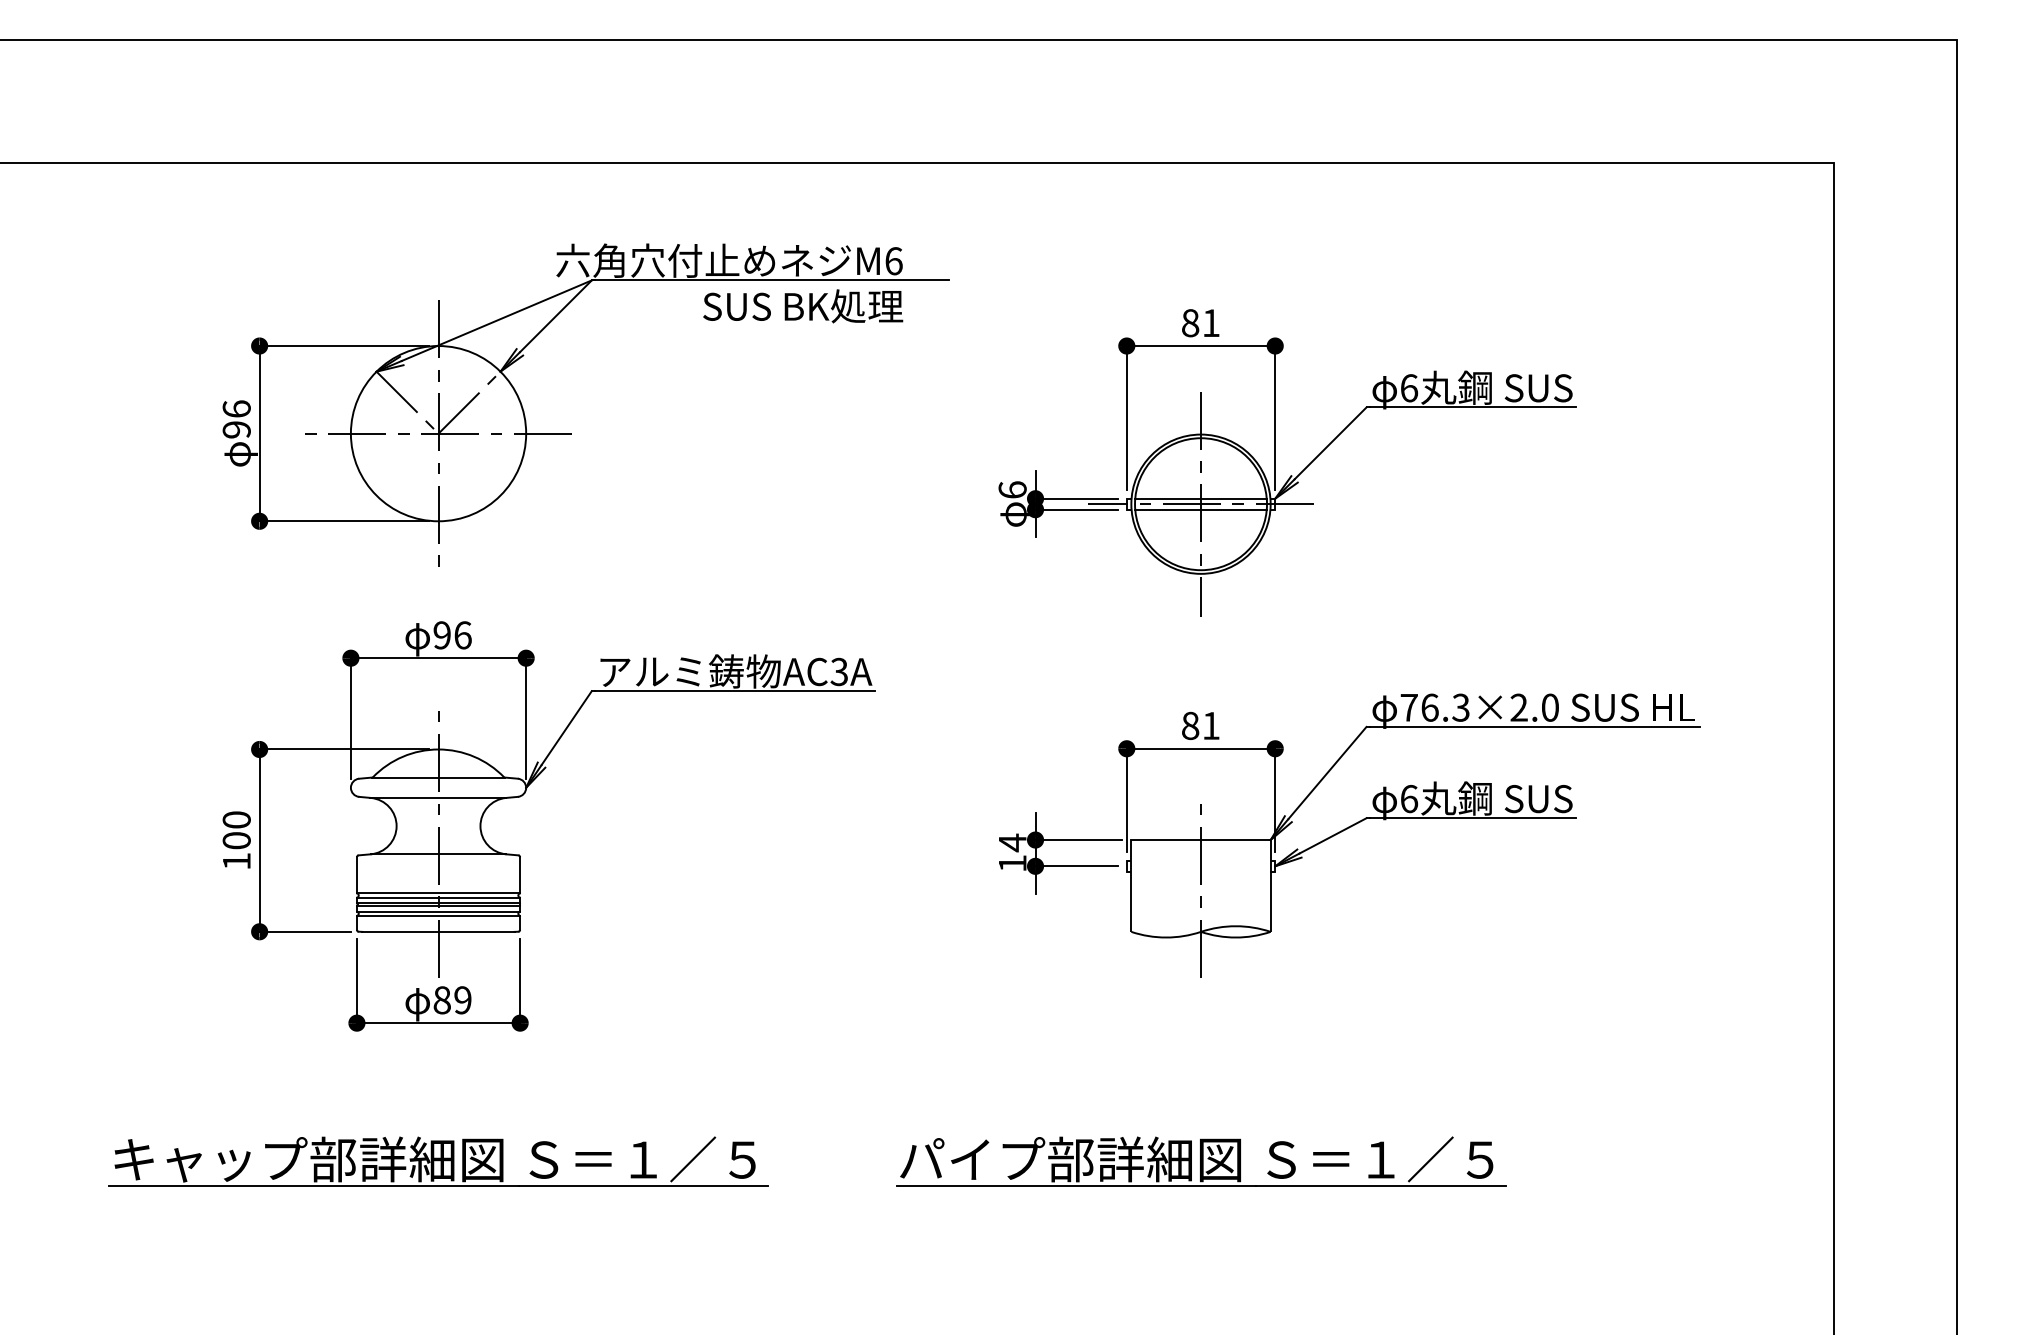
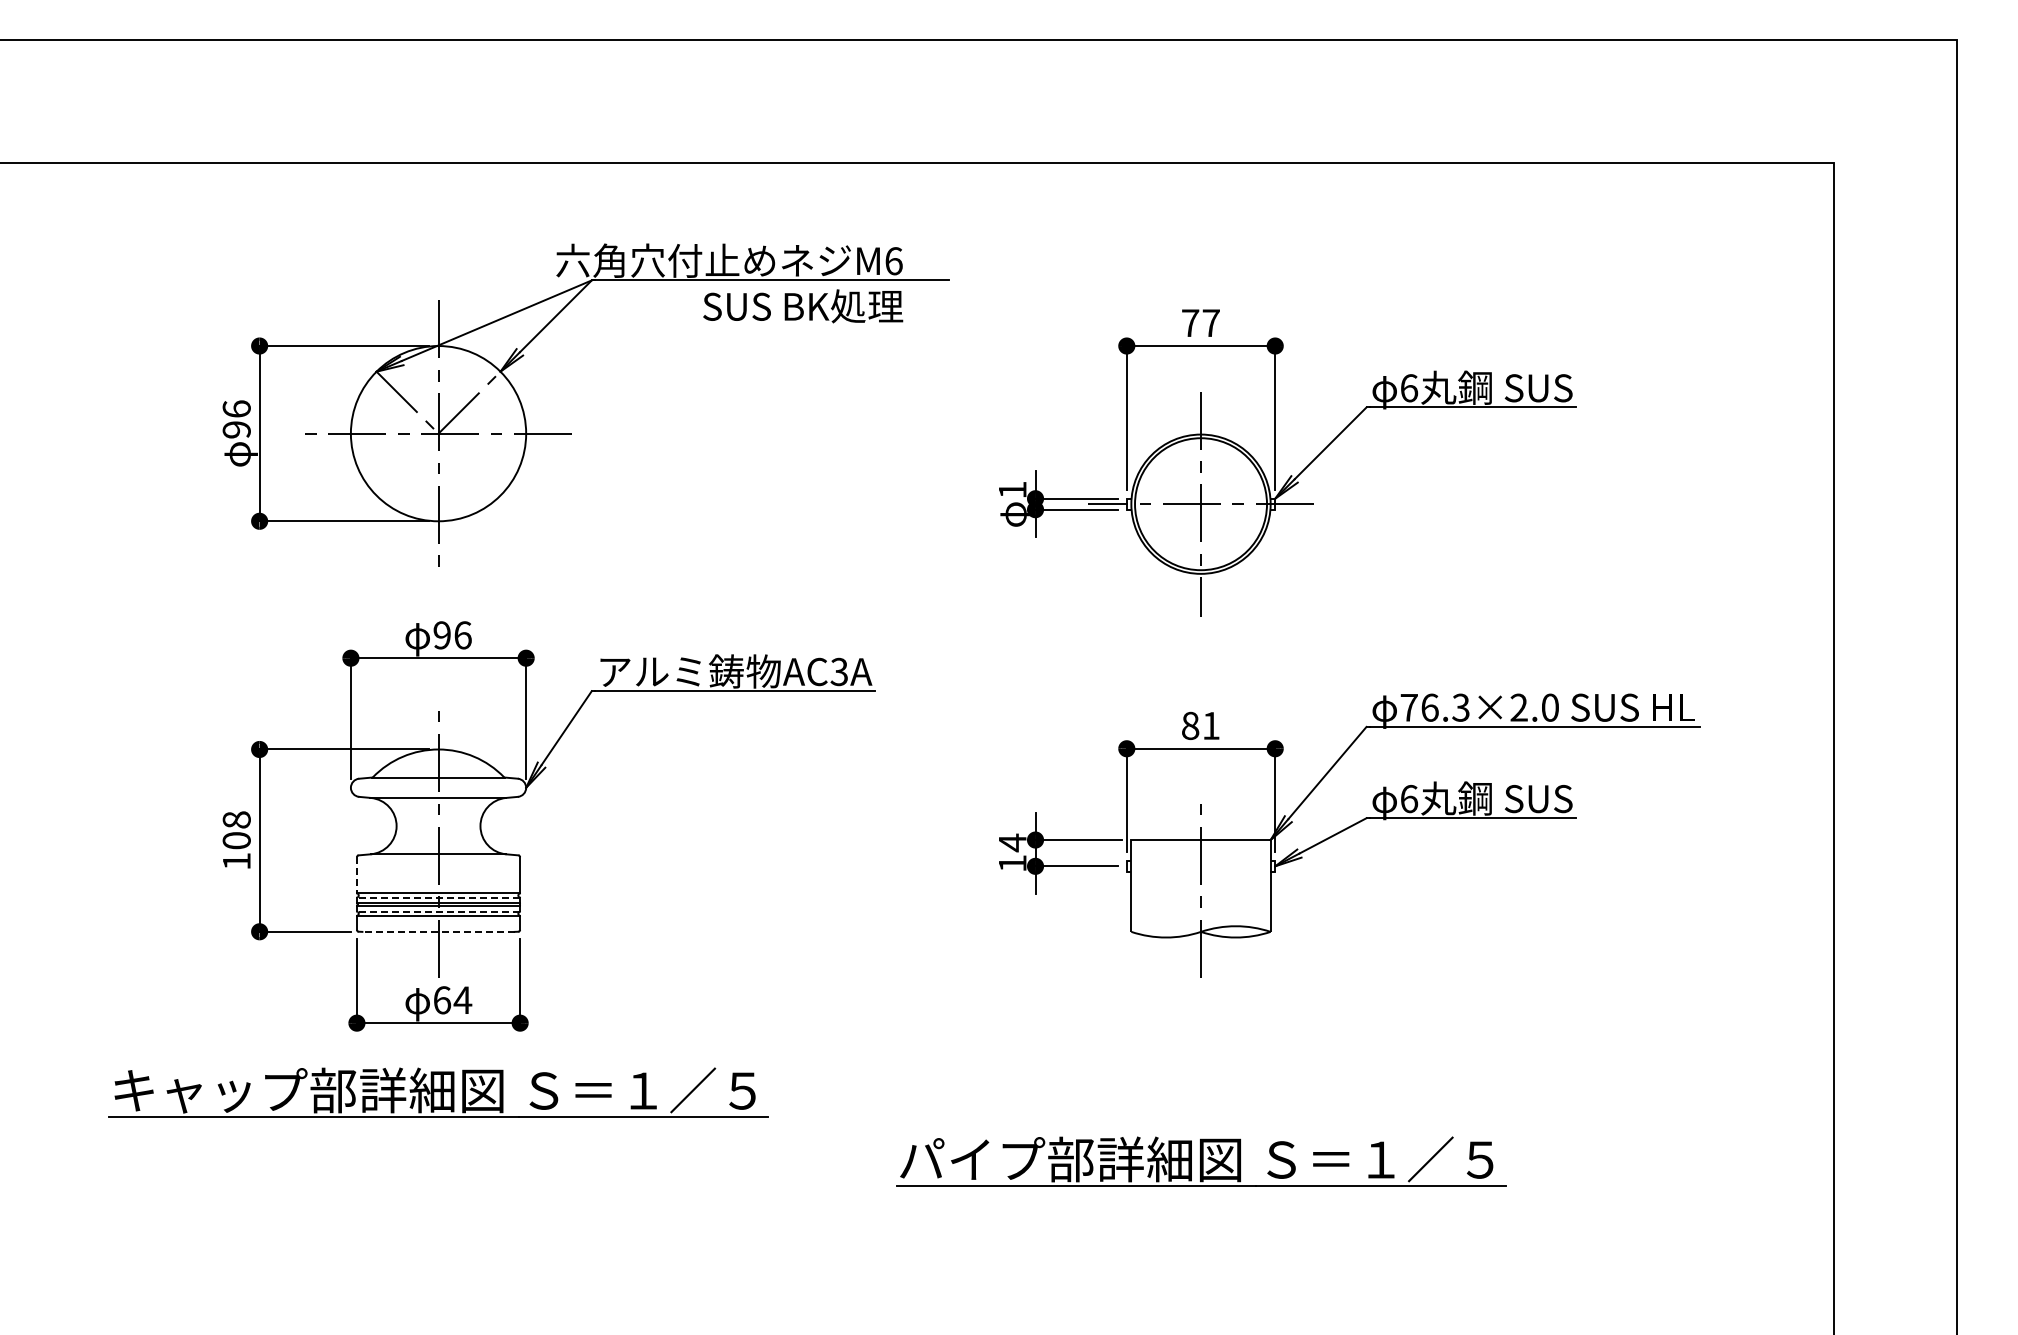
text: 81 -> 77 (1200, 323)
text: 6 -> 1 (1012, 489)
line: present -> none (1200, 498)
line: present -> none (1200, 509)
text: 100 -> 108 (236, 819)
line: solid -> dashed (356, 875)
line: solid -> dashed (438, 898)
line: solid -> dashed (438, 911)
line: solid -> dashed (438, 931)
text: 89 -> 64 (452, 1000)
part position: (438, 1161) -> (438, 1092) (438, 1092)
